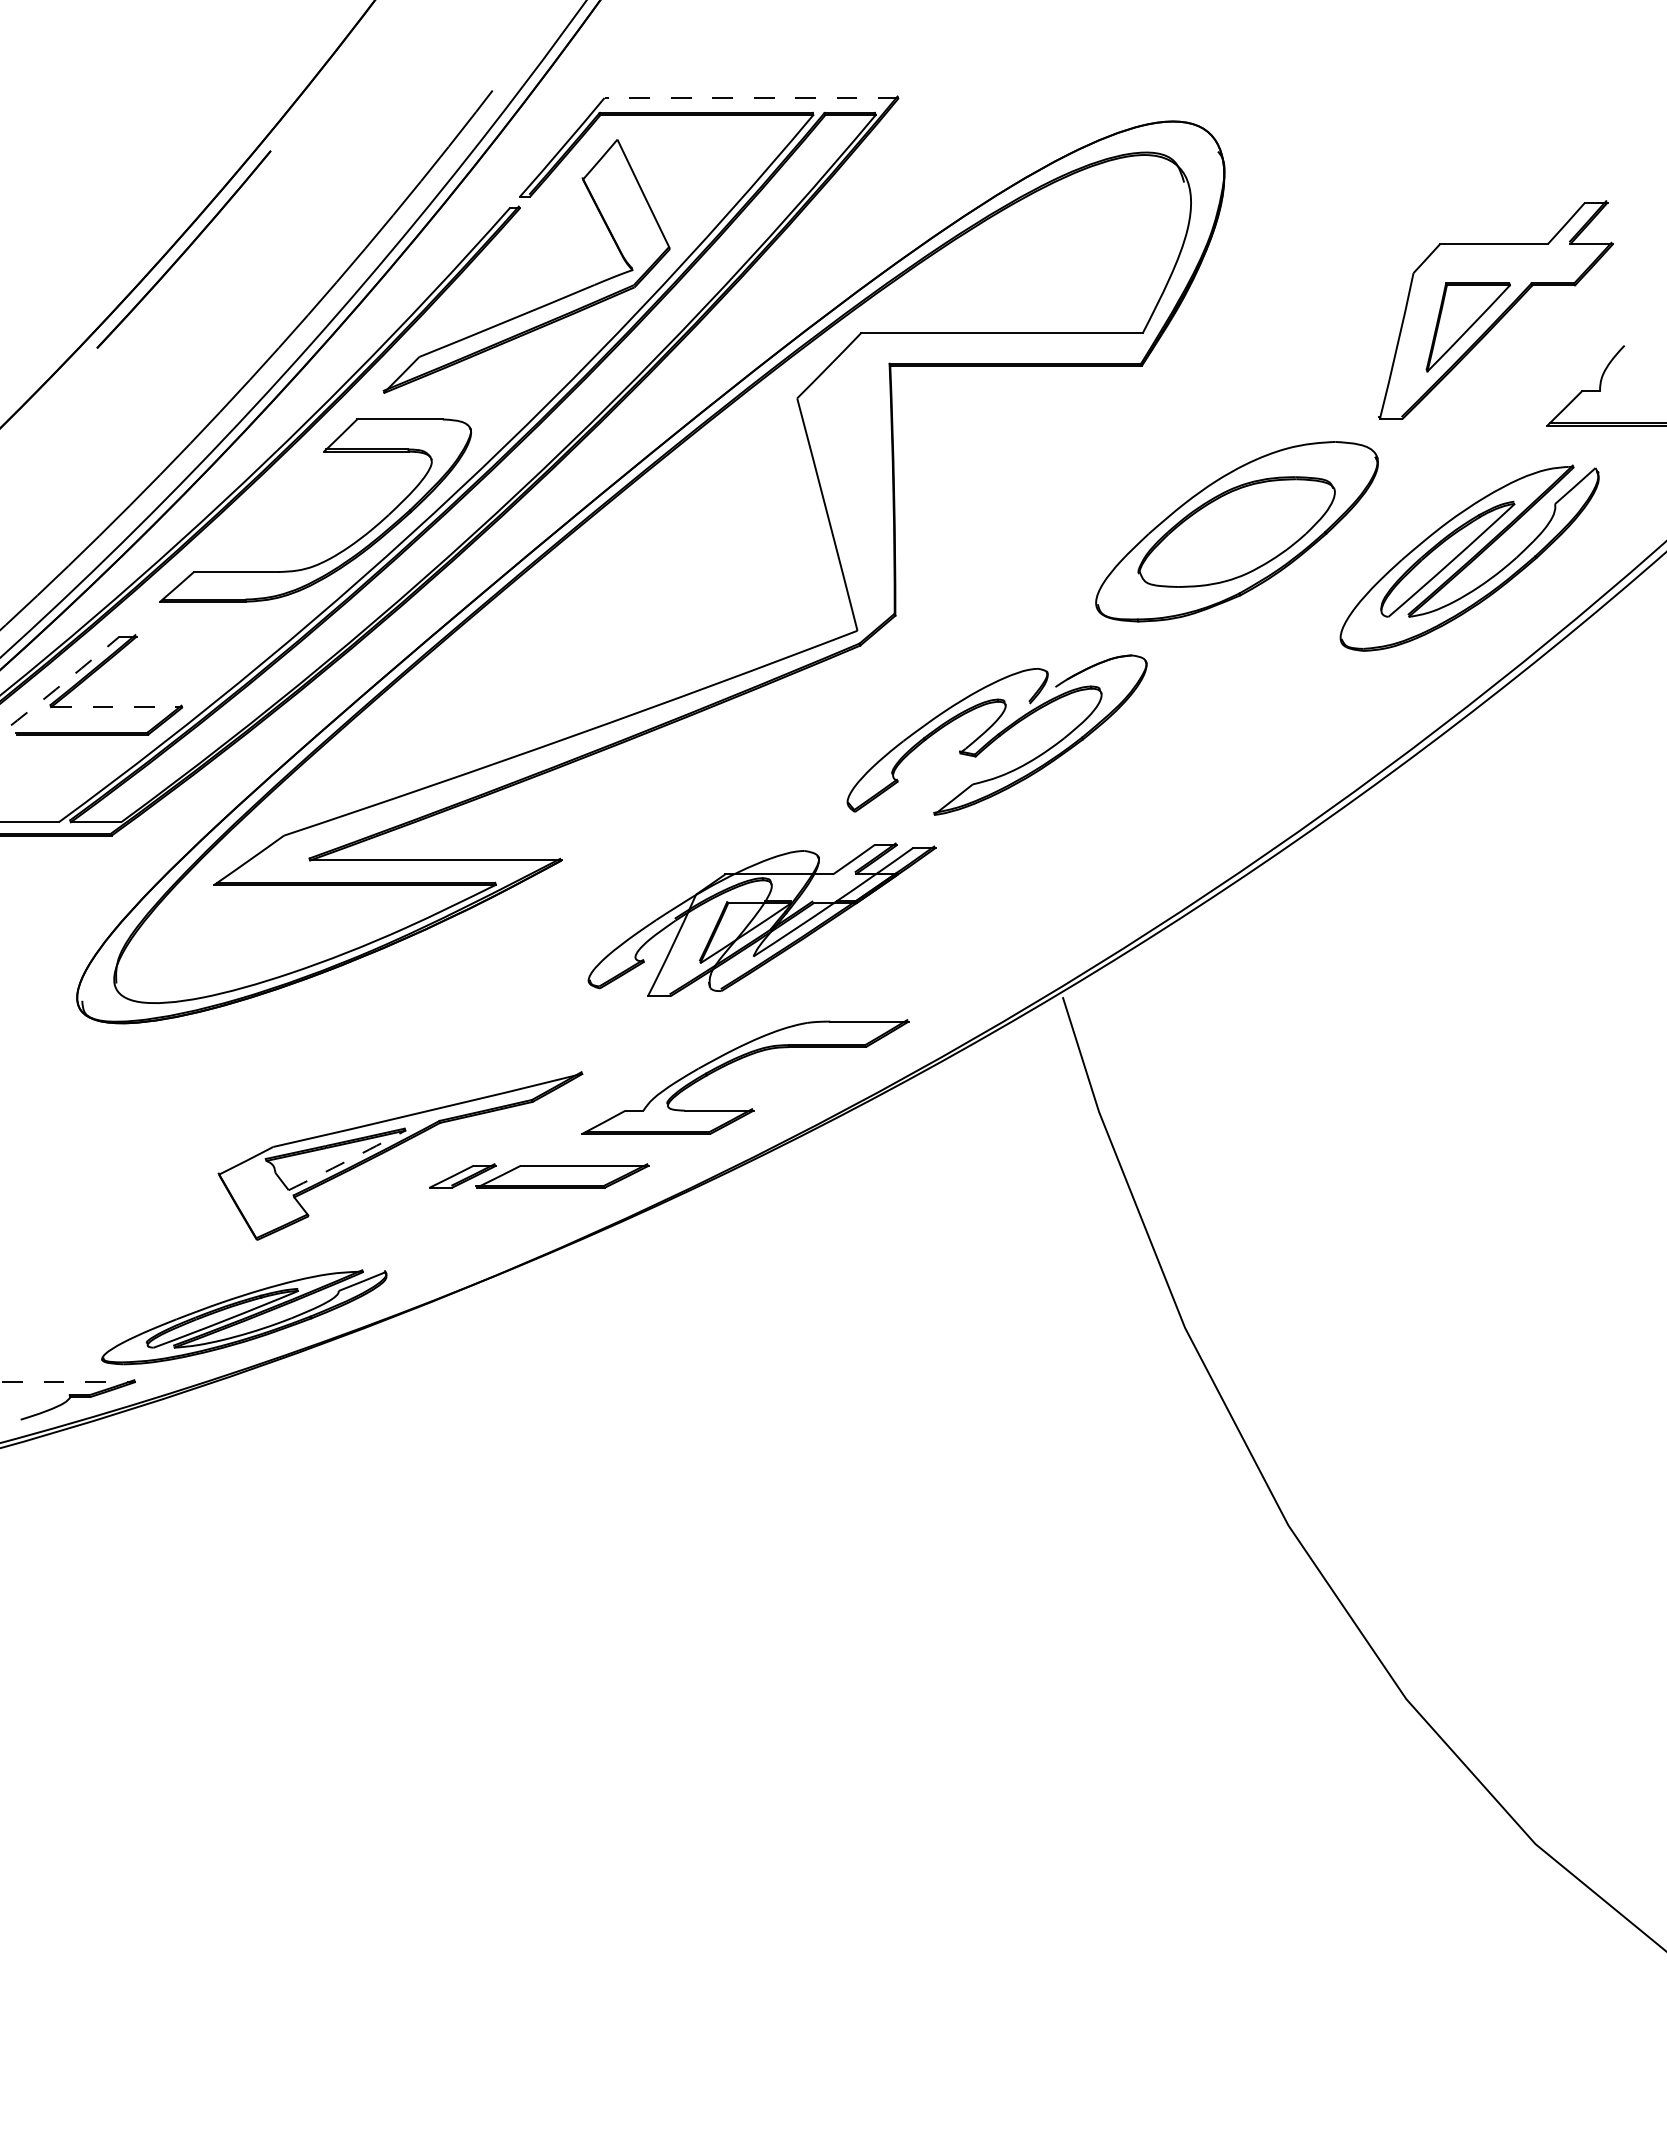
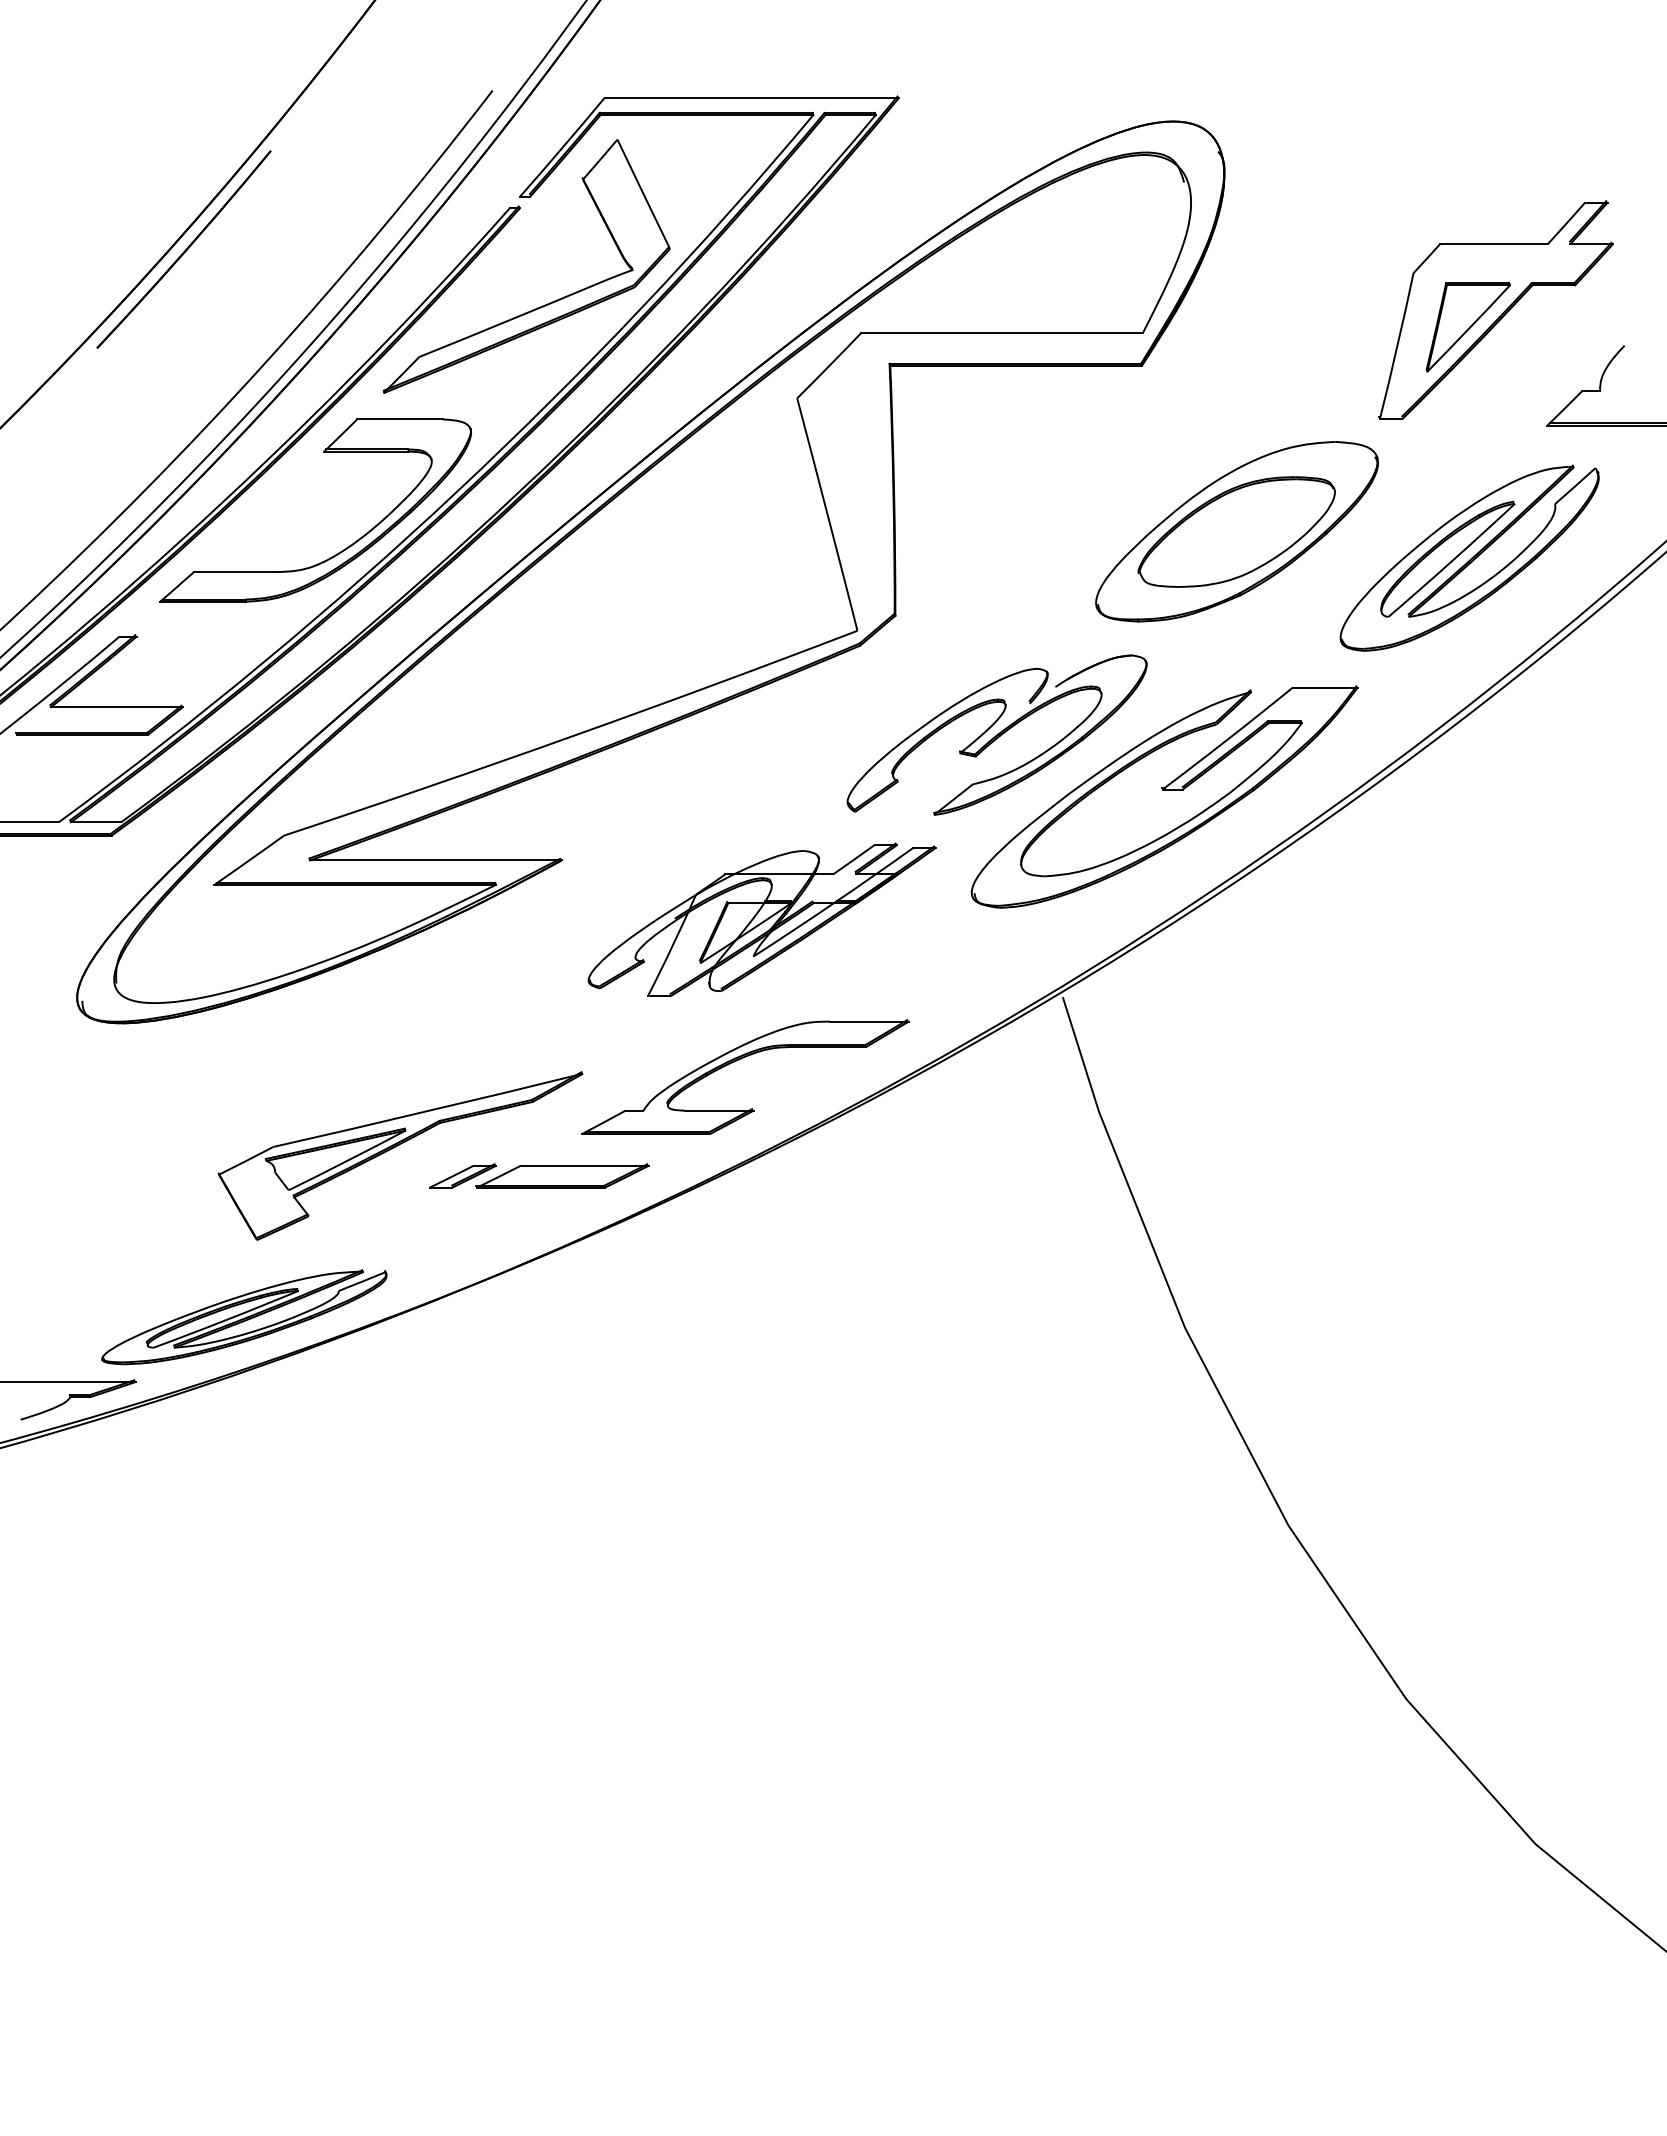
line: dashed -> solid (751, 98)
arc: dashed -> solid (60, 685)
line: dashed -> solid (116, 707)
part: none -> present (1164, 796)
arc: dashed -> solid (347, 1160)
line: dashed -> solid (68, 1381)
